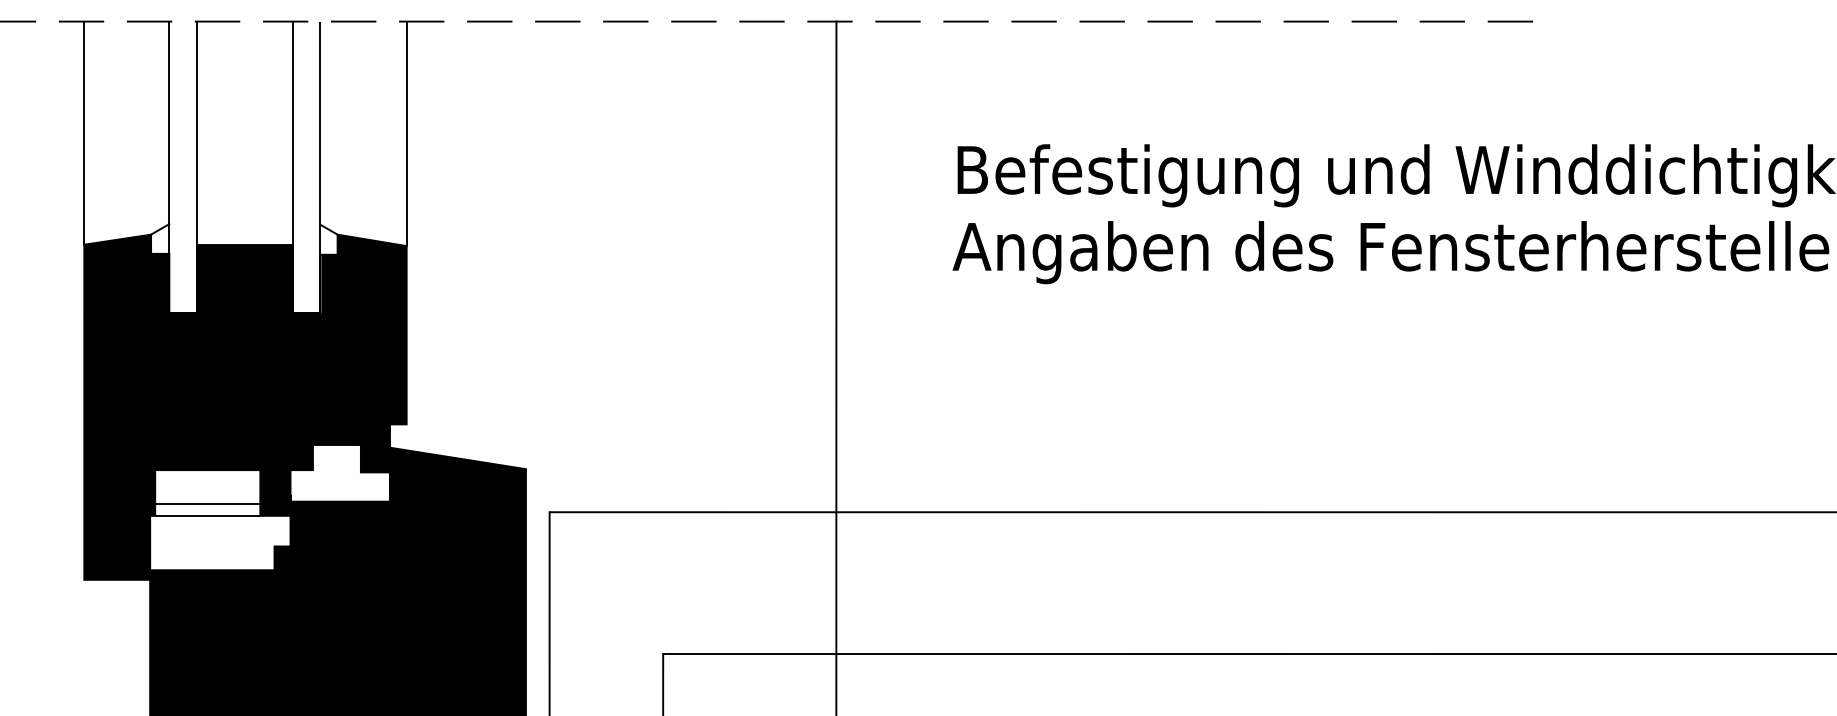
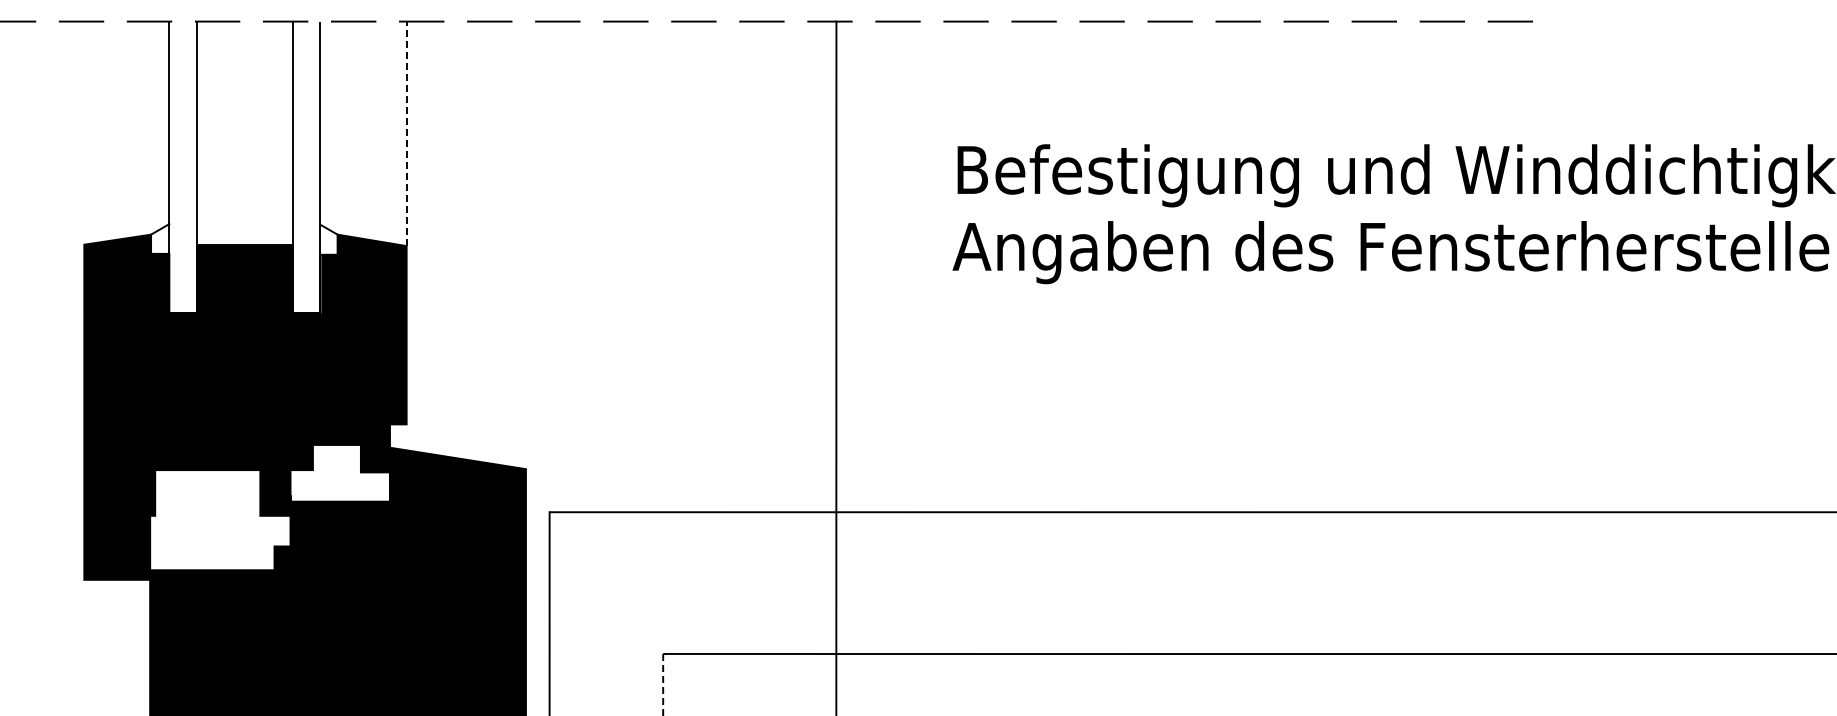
line: present -> none (84, 132)
line: solid -> dashed (406, 133)
line: present -> none (207, 504)
line: present -> none (207, 515)
line: solid -> dashed (663, 684)
